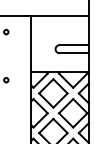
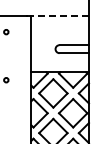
line: solid -> dashed (60, 16)
